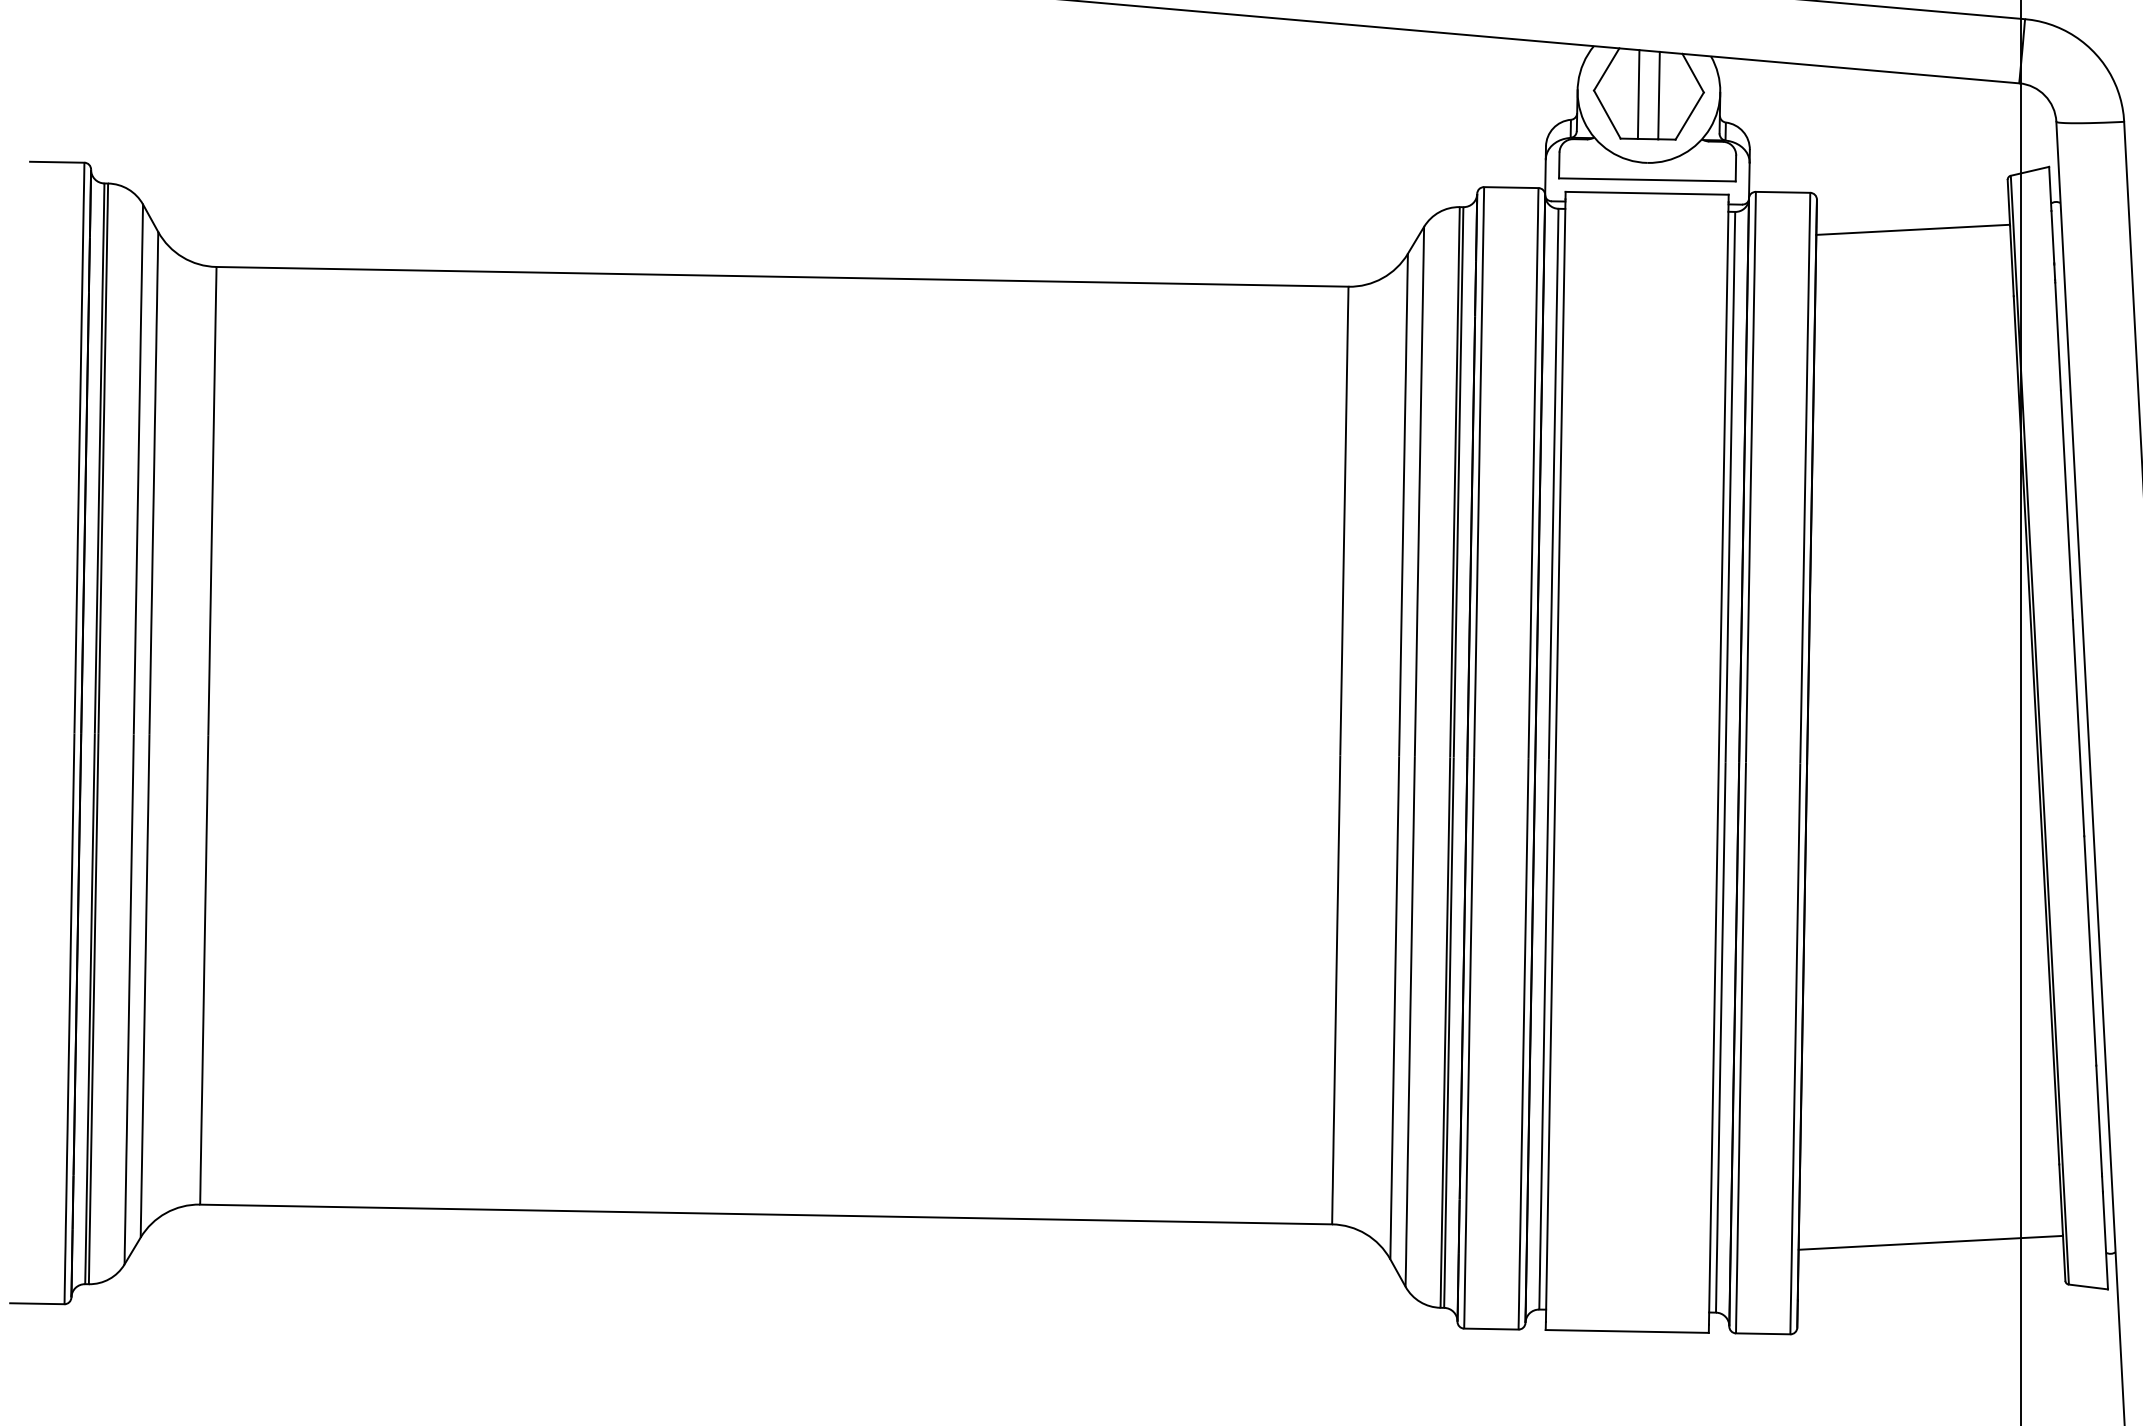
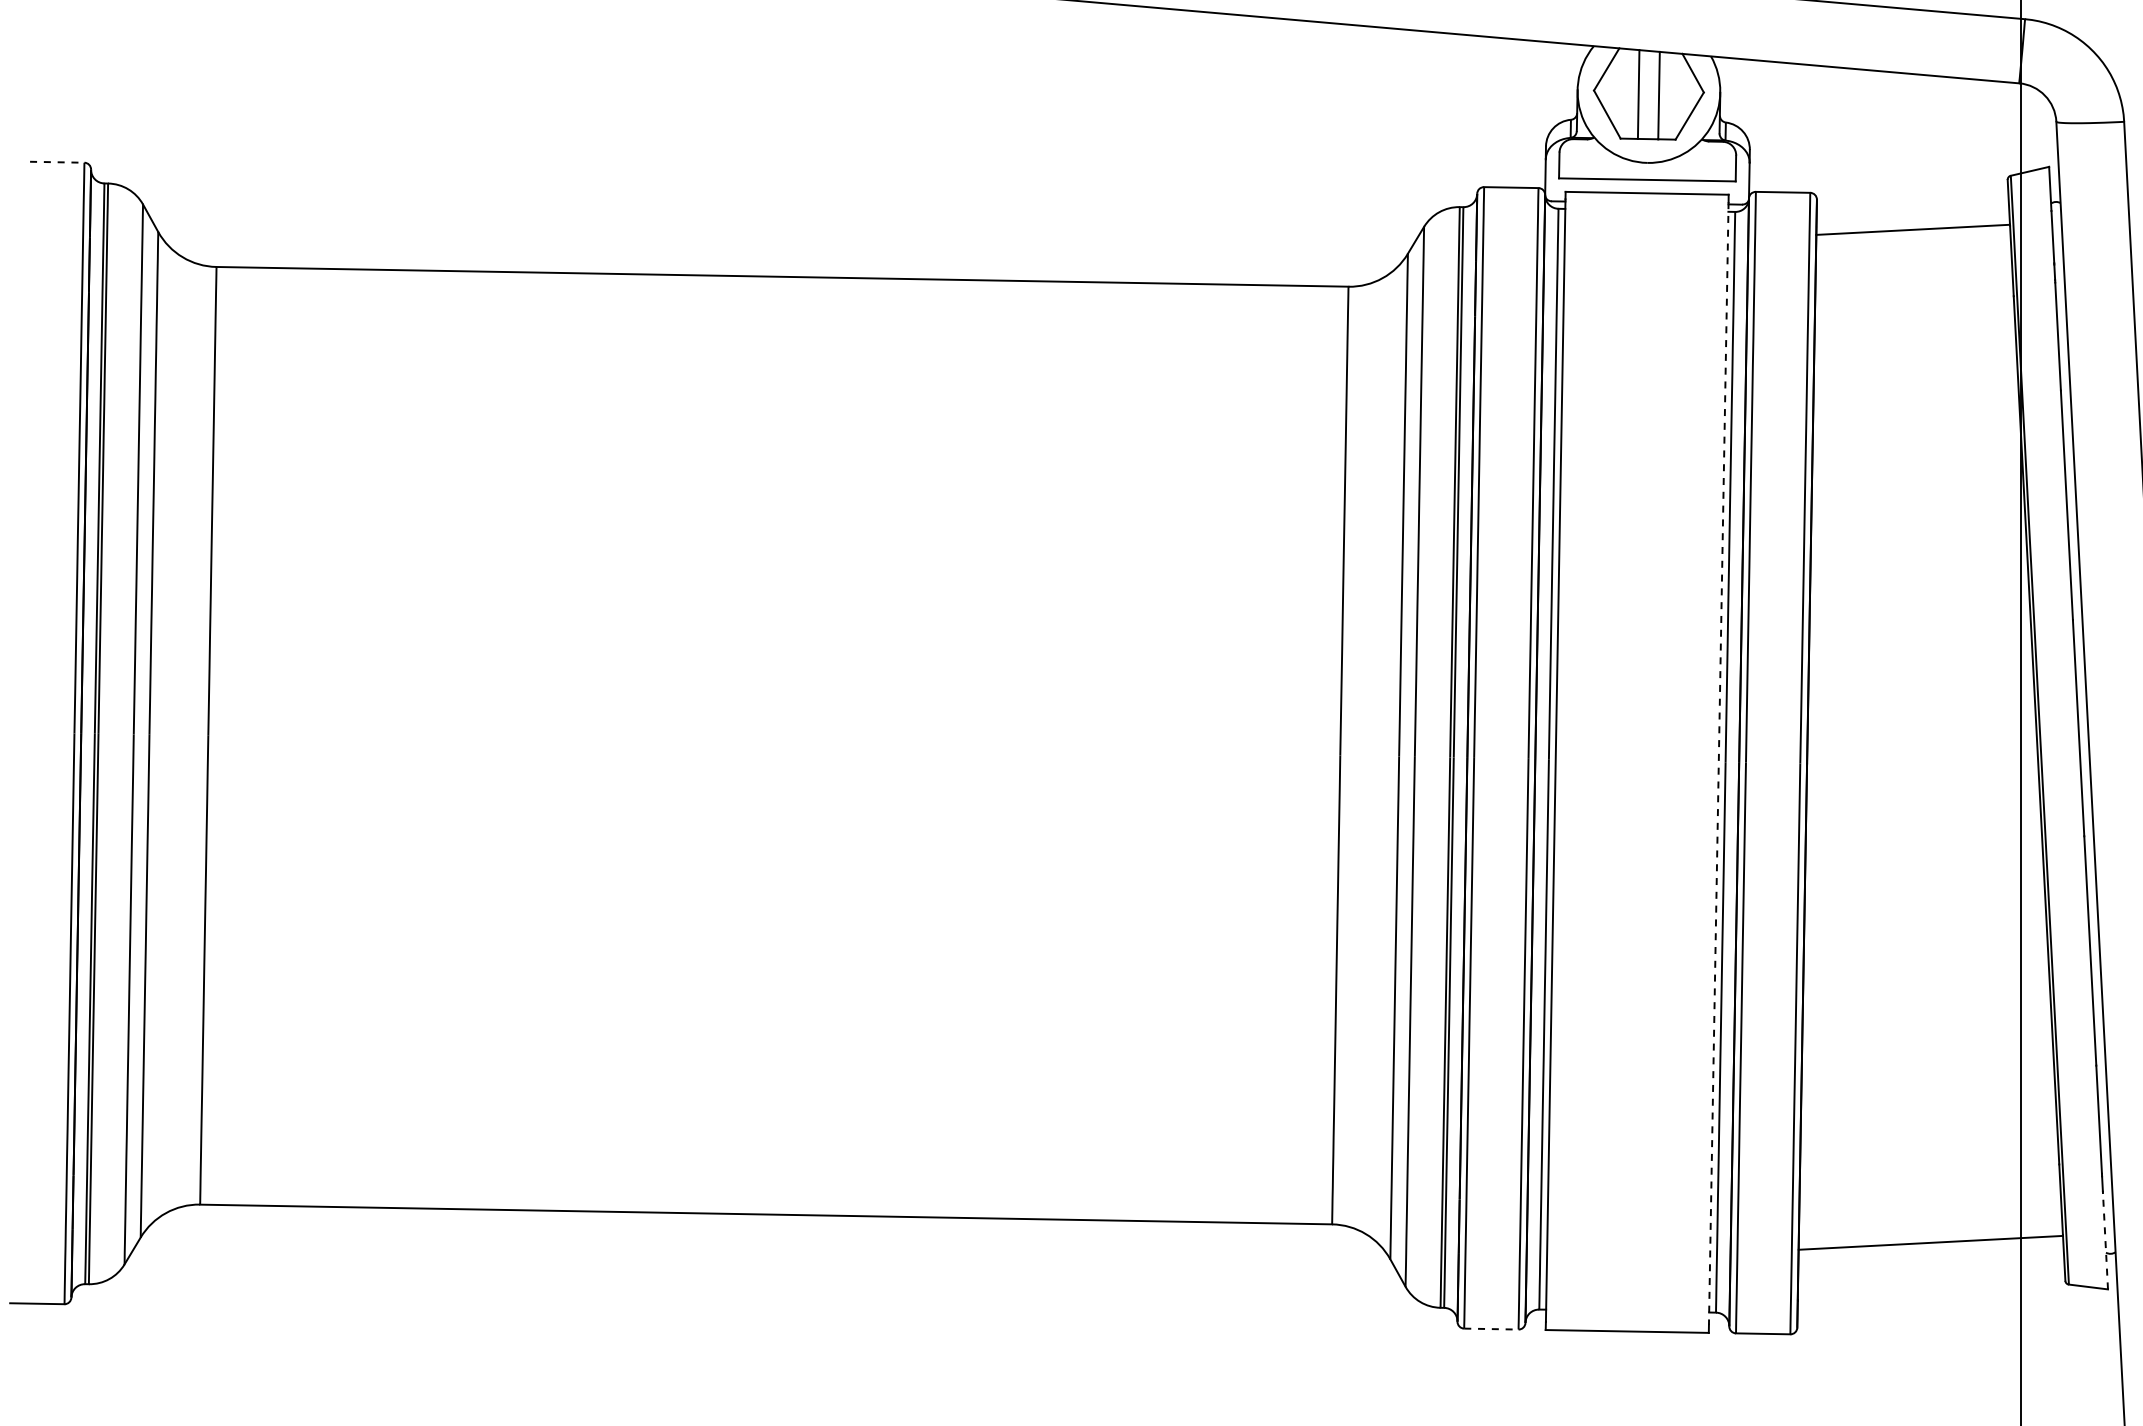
line: solid -> dashed (57, 162)
line: solid -> dashed (1718, 763)
line: solid -> dashed (2105, 1240)
line: solid -> dashed (1491, 1329)
